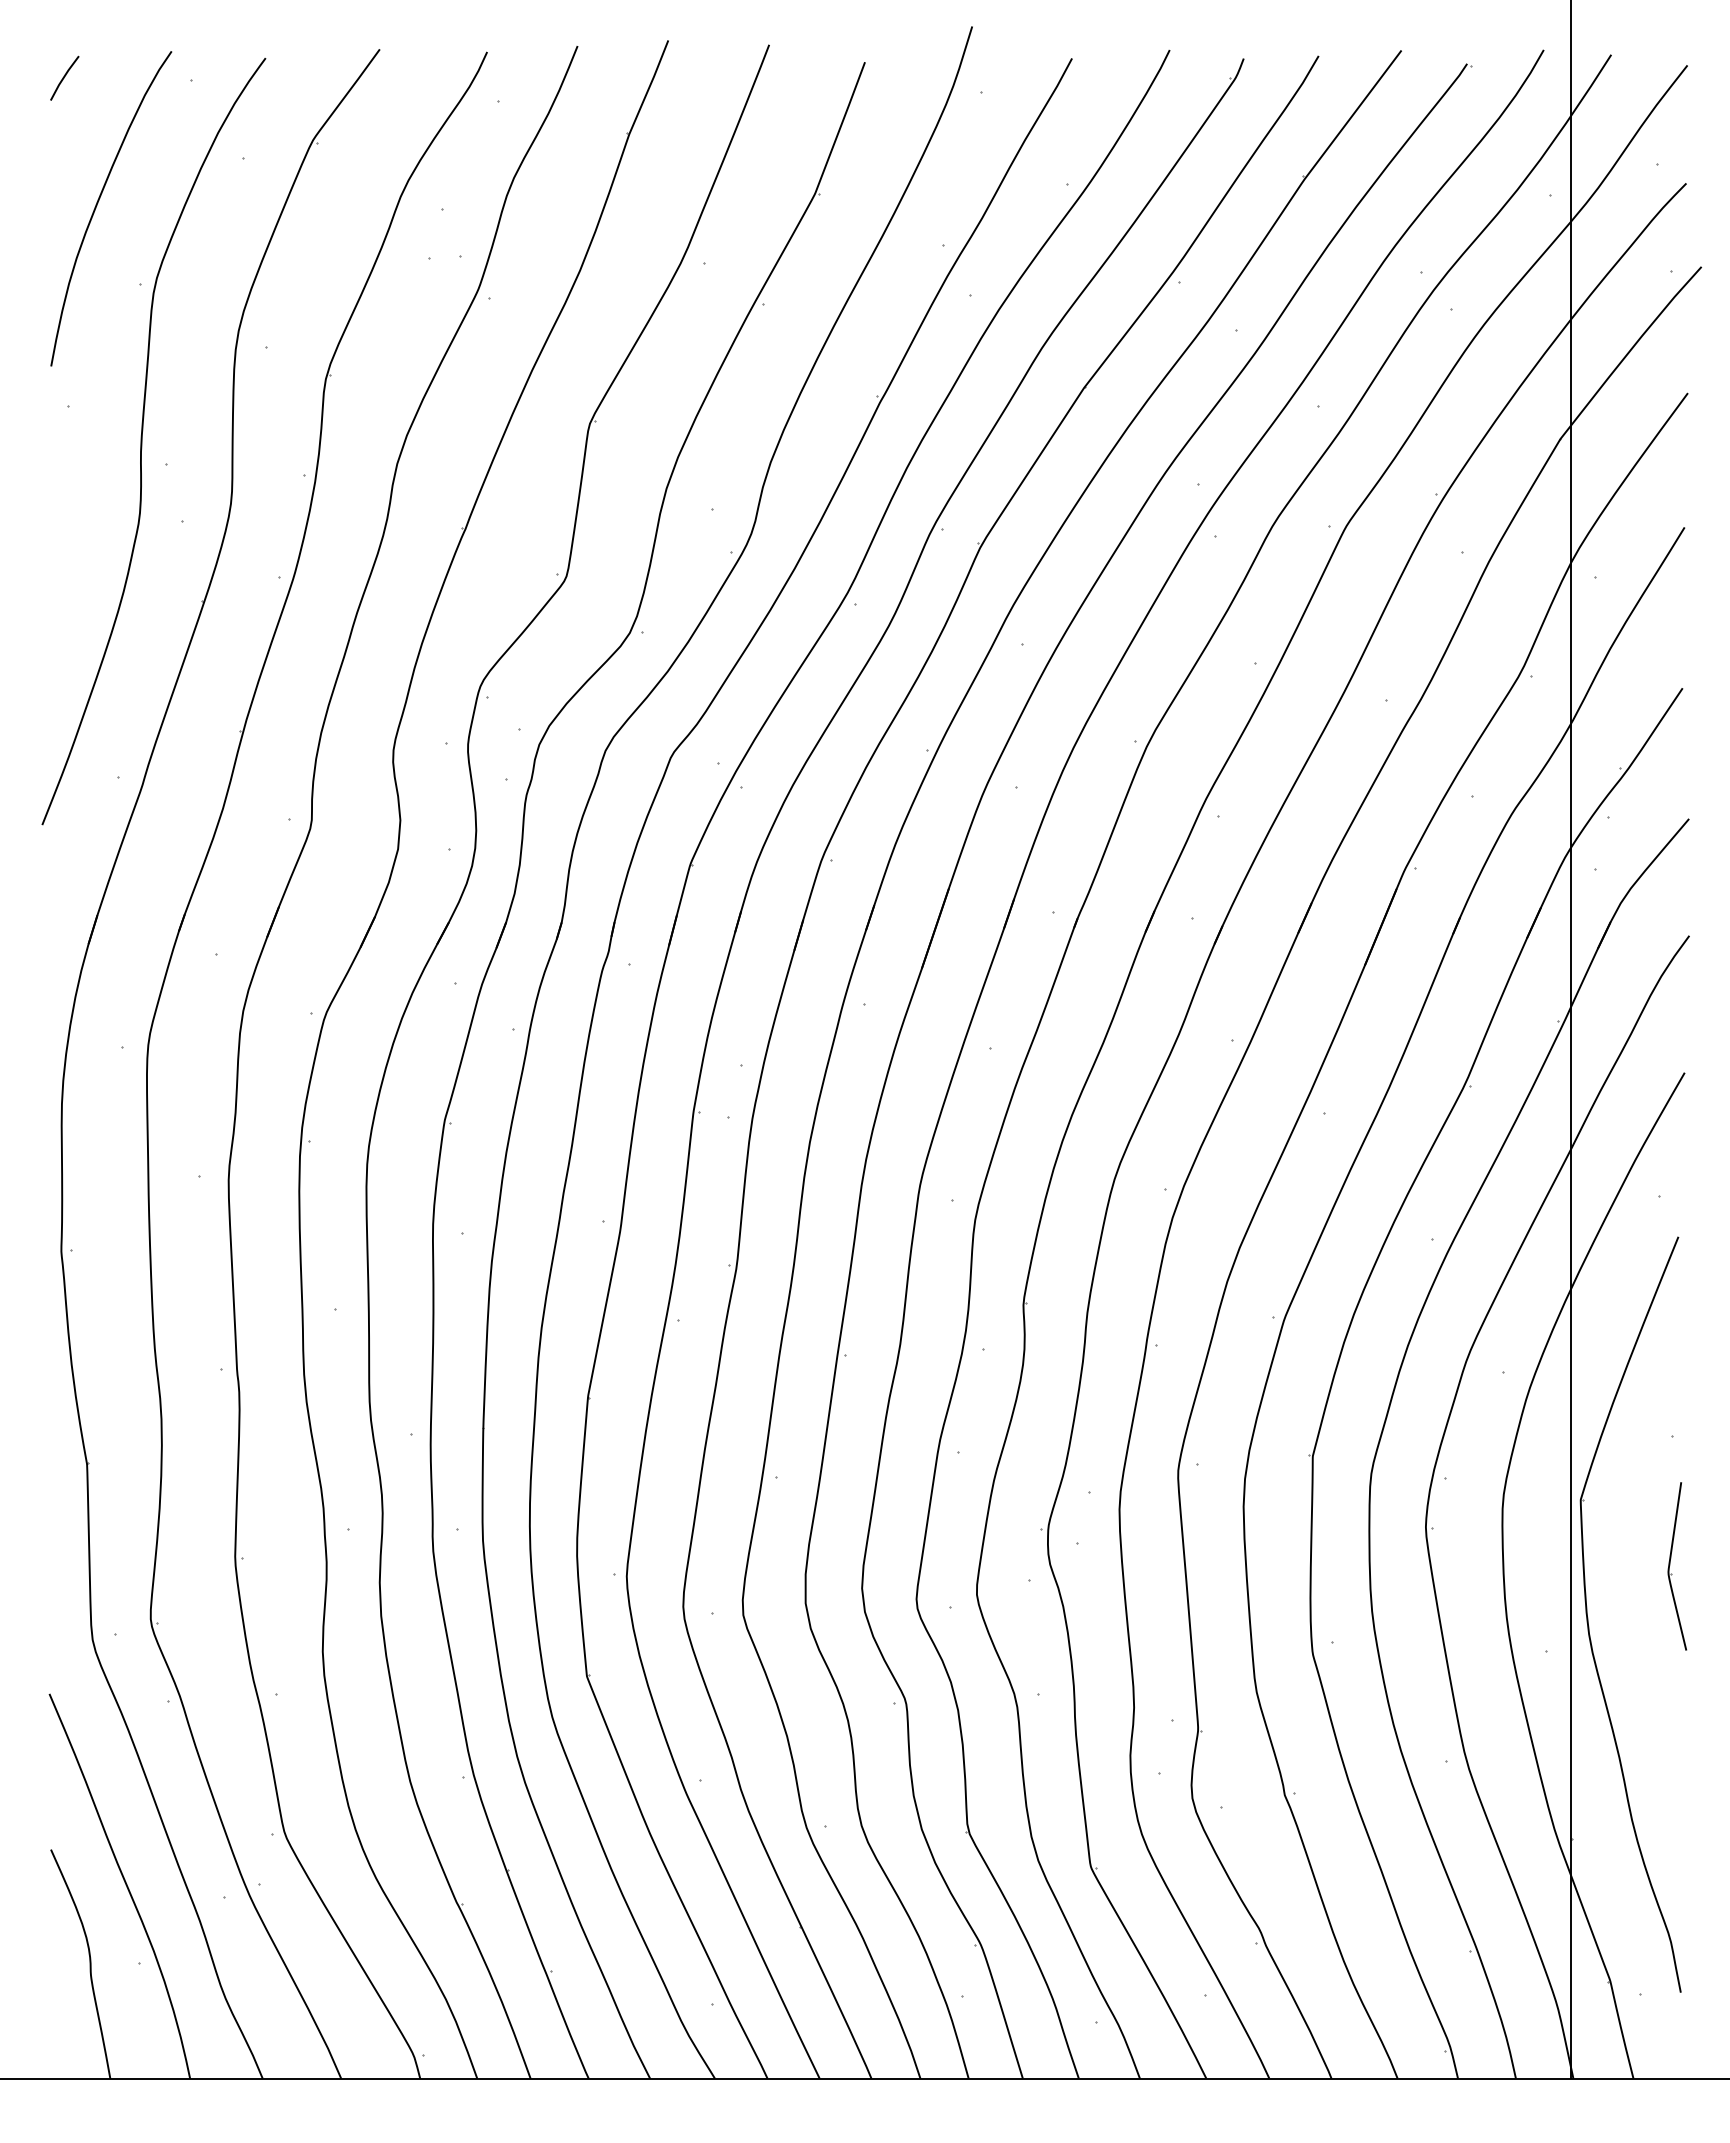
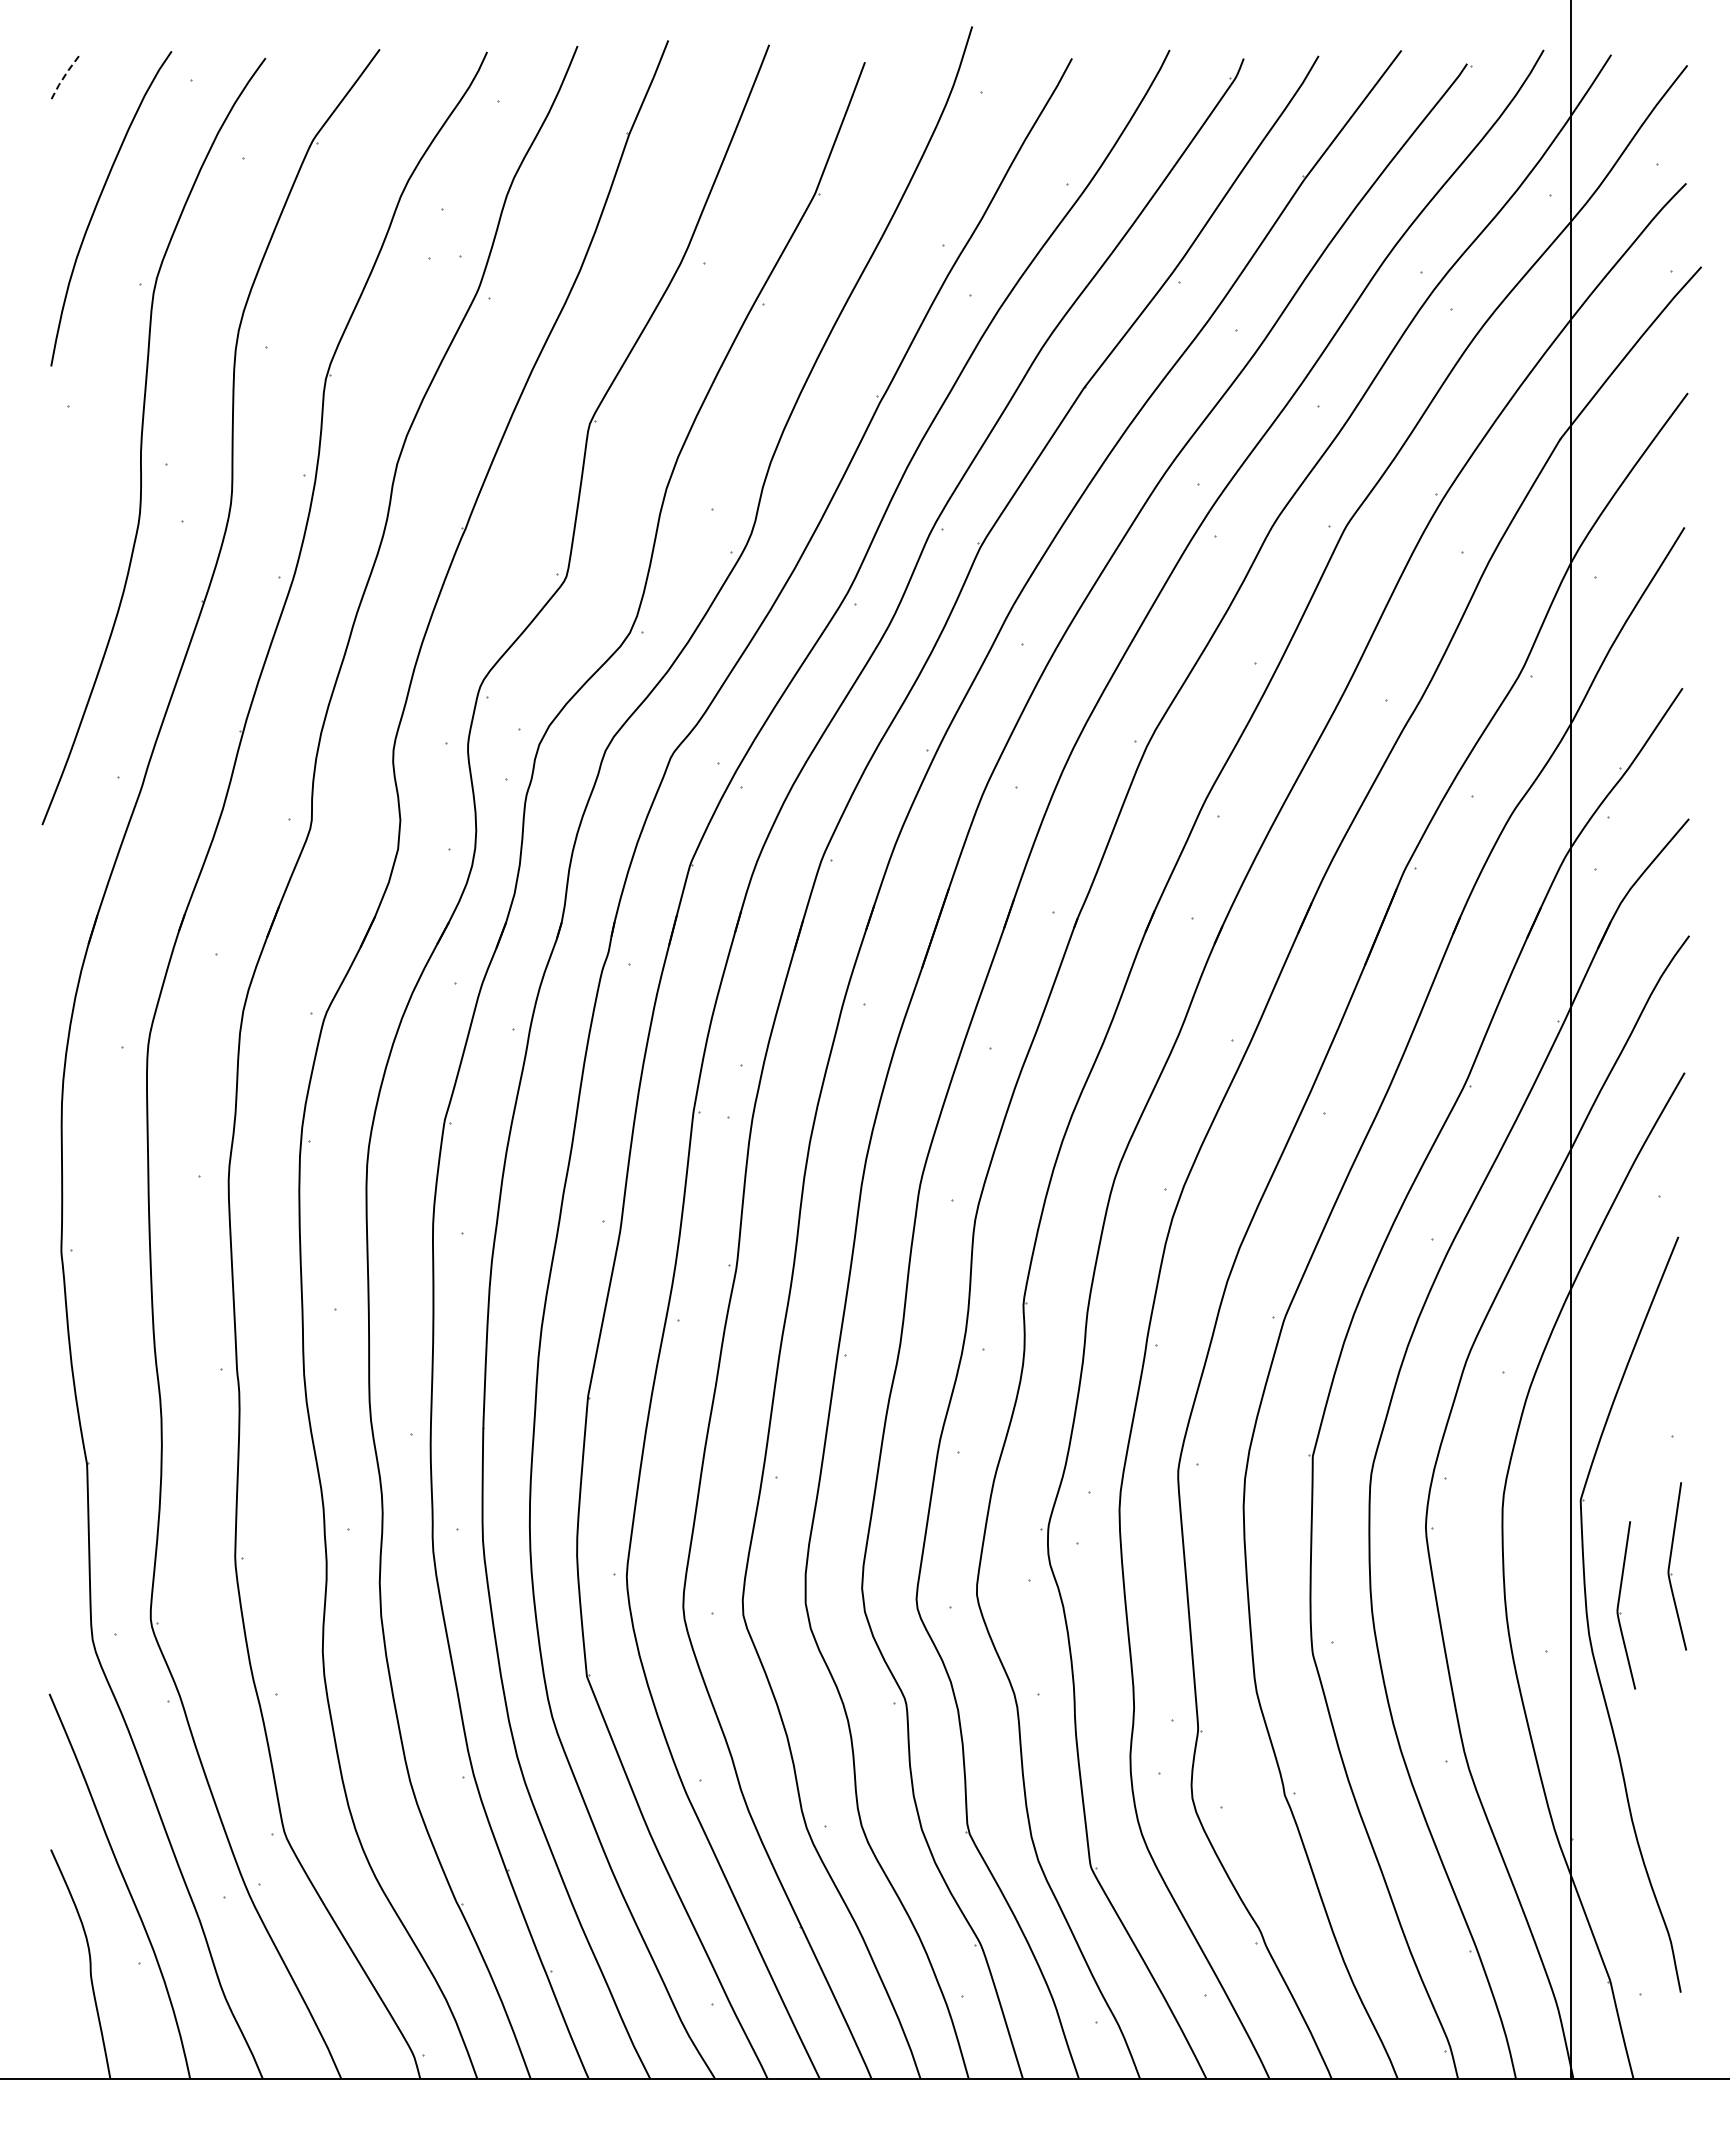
line: solid -> dashed (63, 77)
part: none -> present (1619, 1604)
